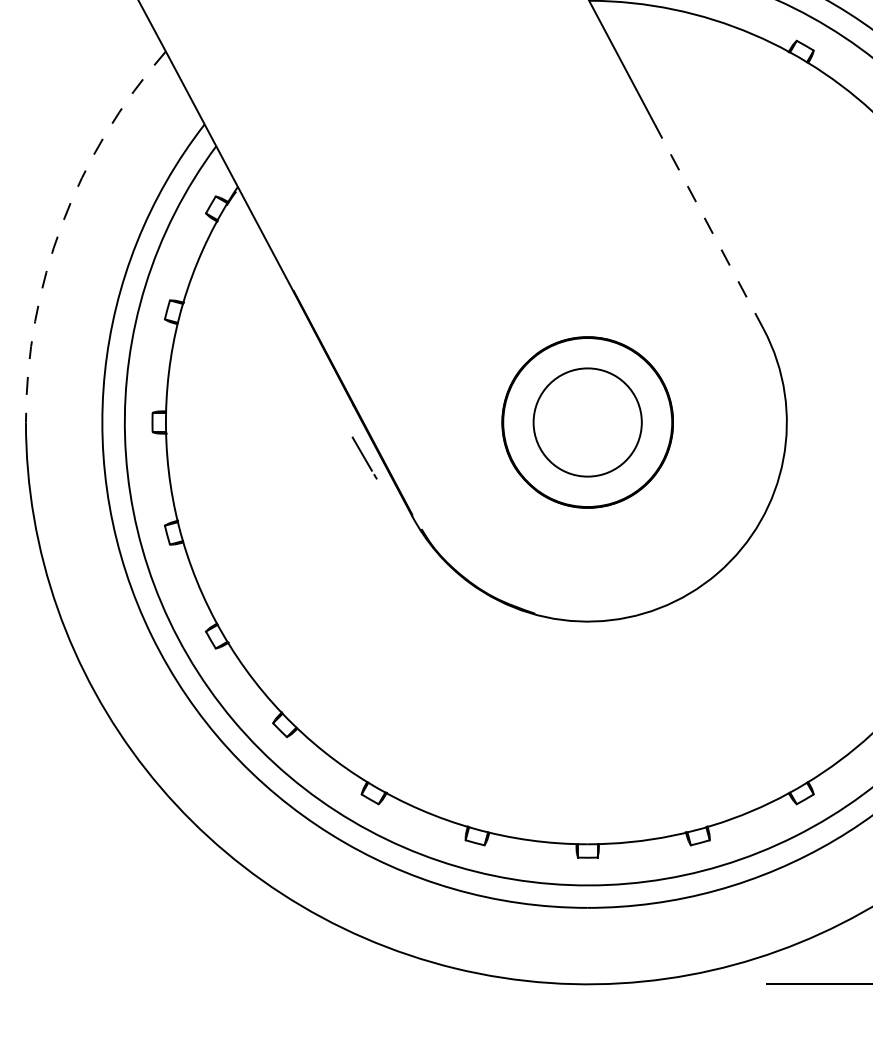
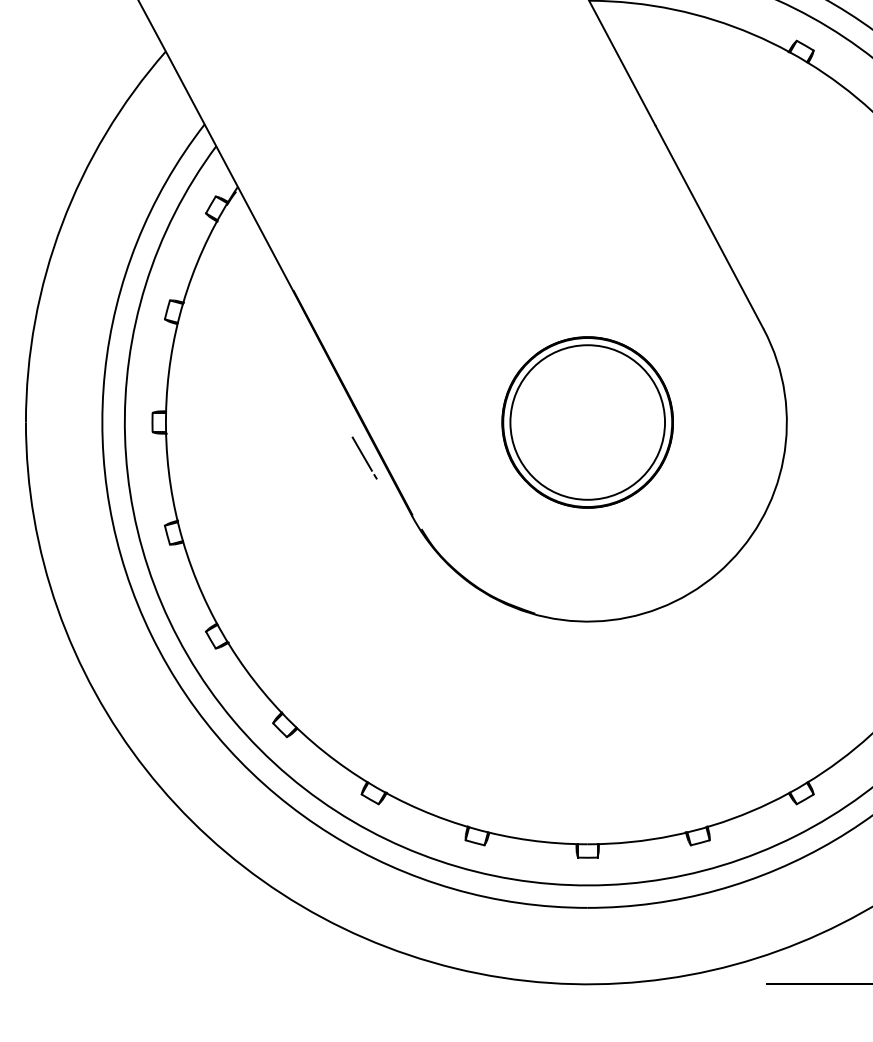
arc: dashed -> solid (62, 224)
line: dashed -> solid (709, 227)
circle diameter: 108 px -> 155 px (587, 422)
